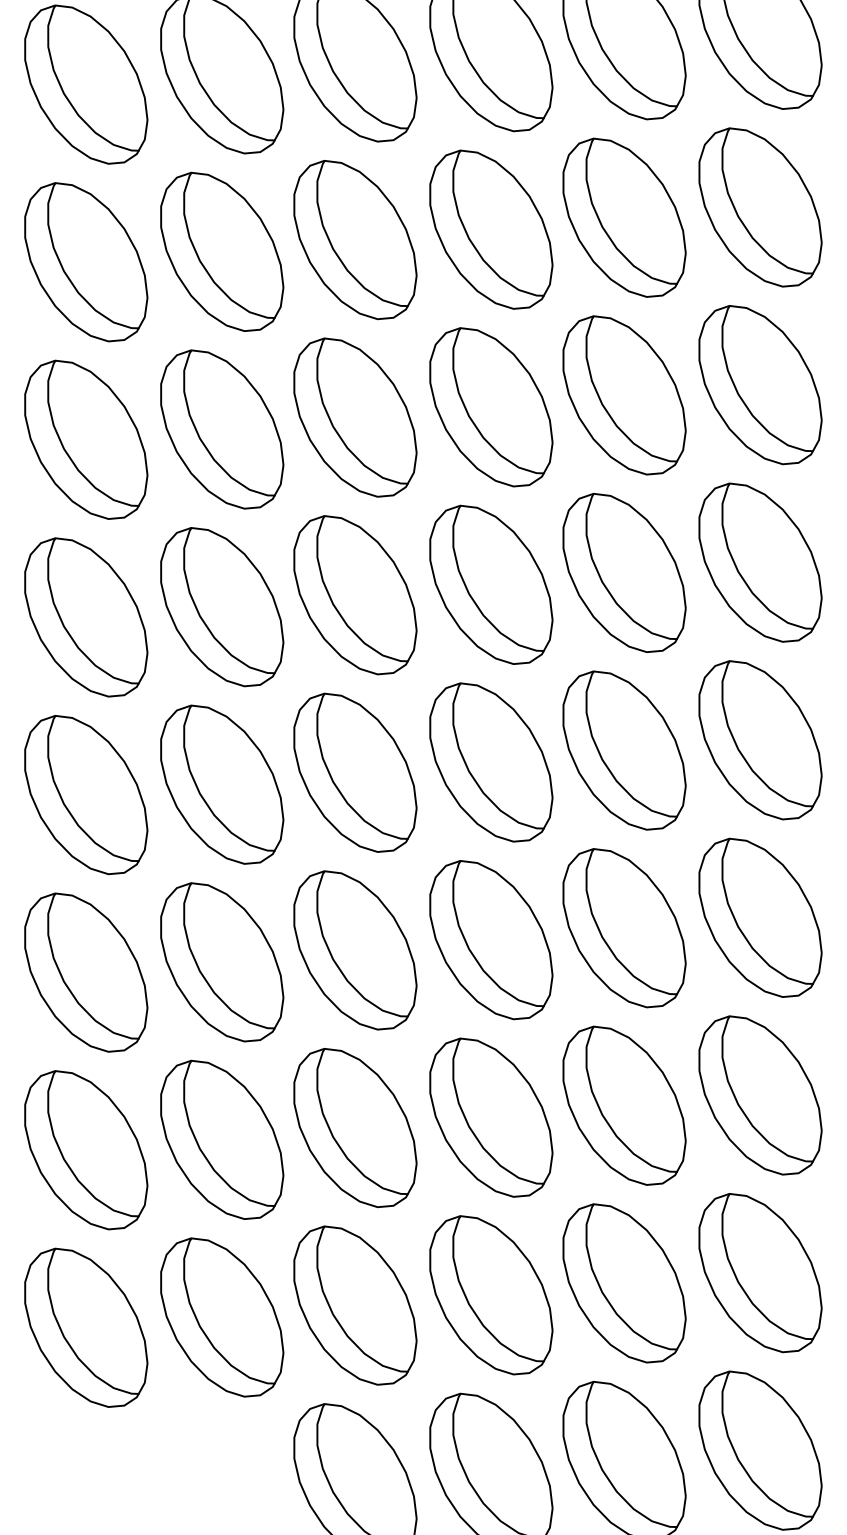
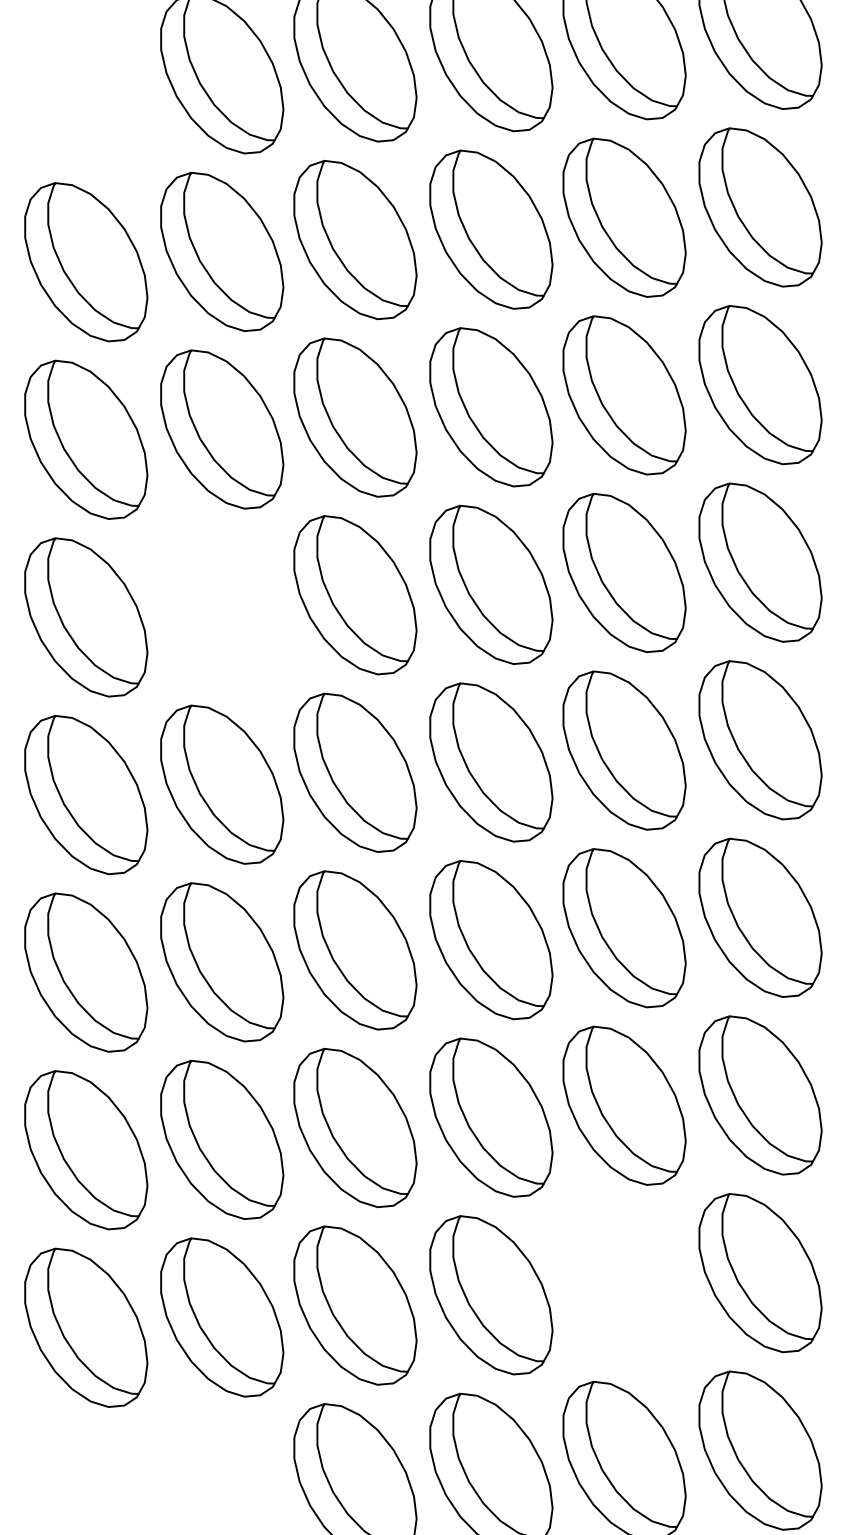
part: present -> none (86, 84)
part: present -> none (222, 607)
part: present -> none (624, 1283)
